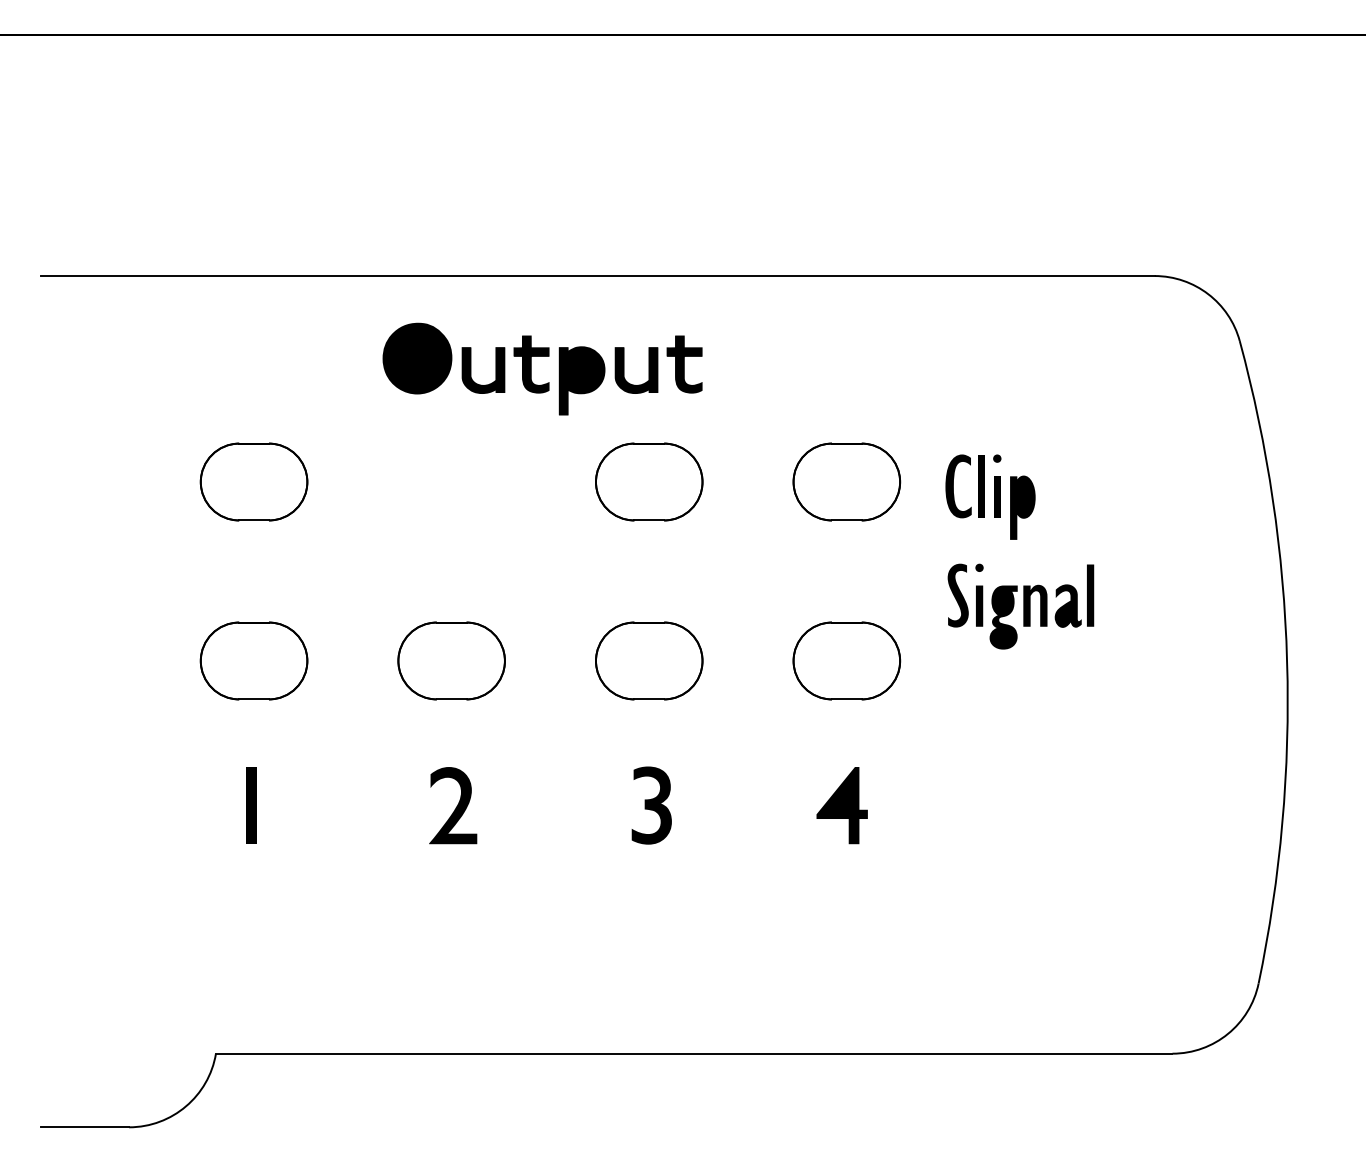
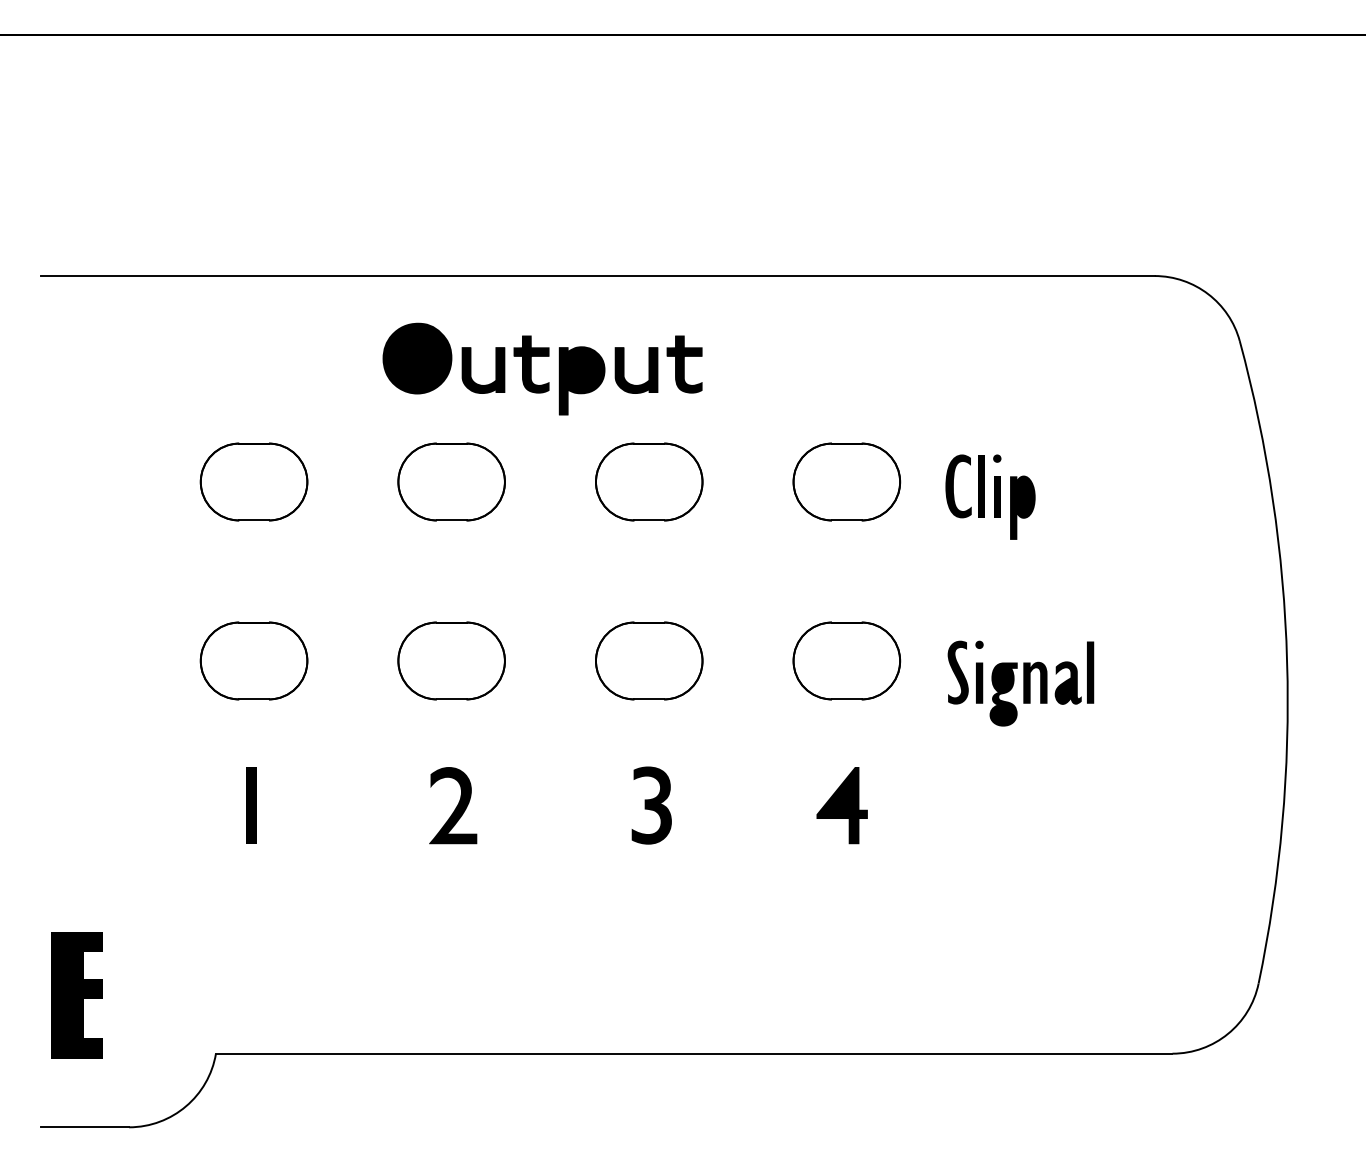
part: none -> present (451, 481)
part position: (1020, 606) -> (1020, 683) (1020, 683)
part: none -> present (76, 995)
